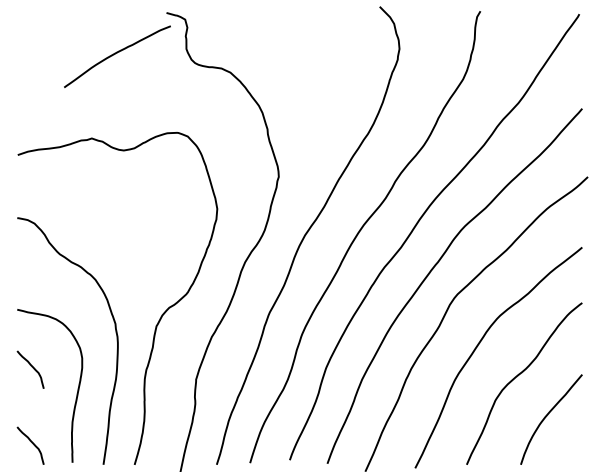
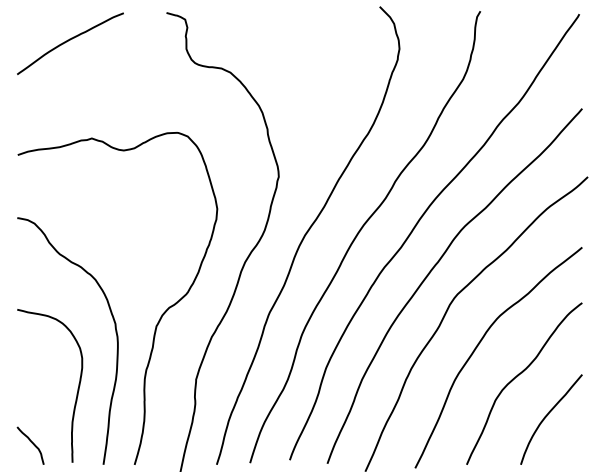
curve position: (115, 54) -> (68, 41) (68, 41)
curve: present -> none (31, 367)
